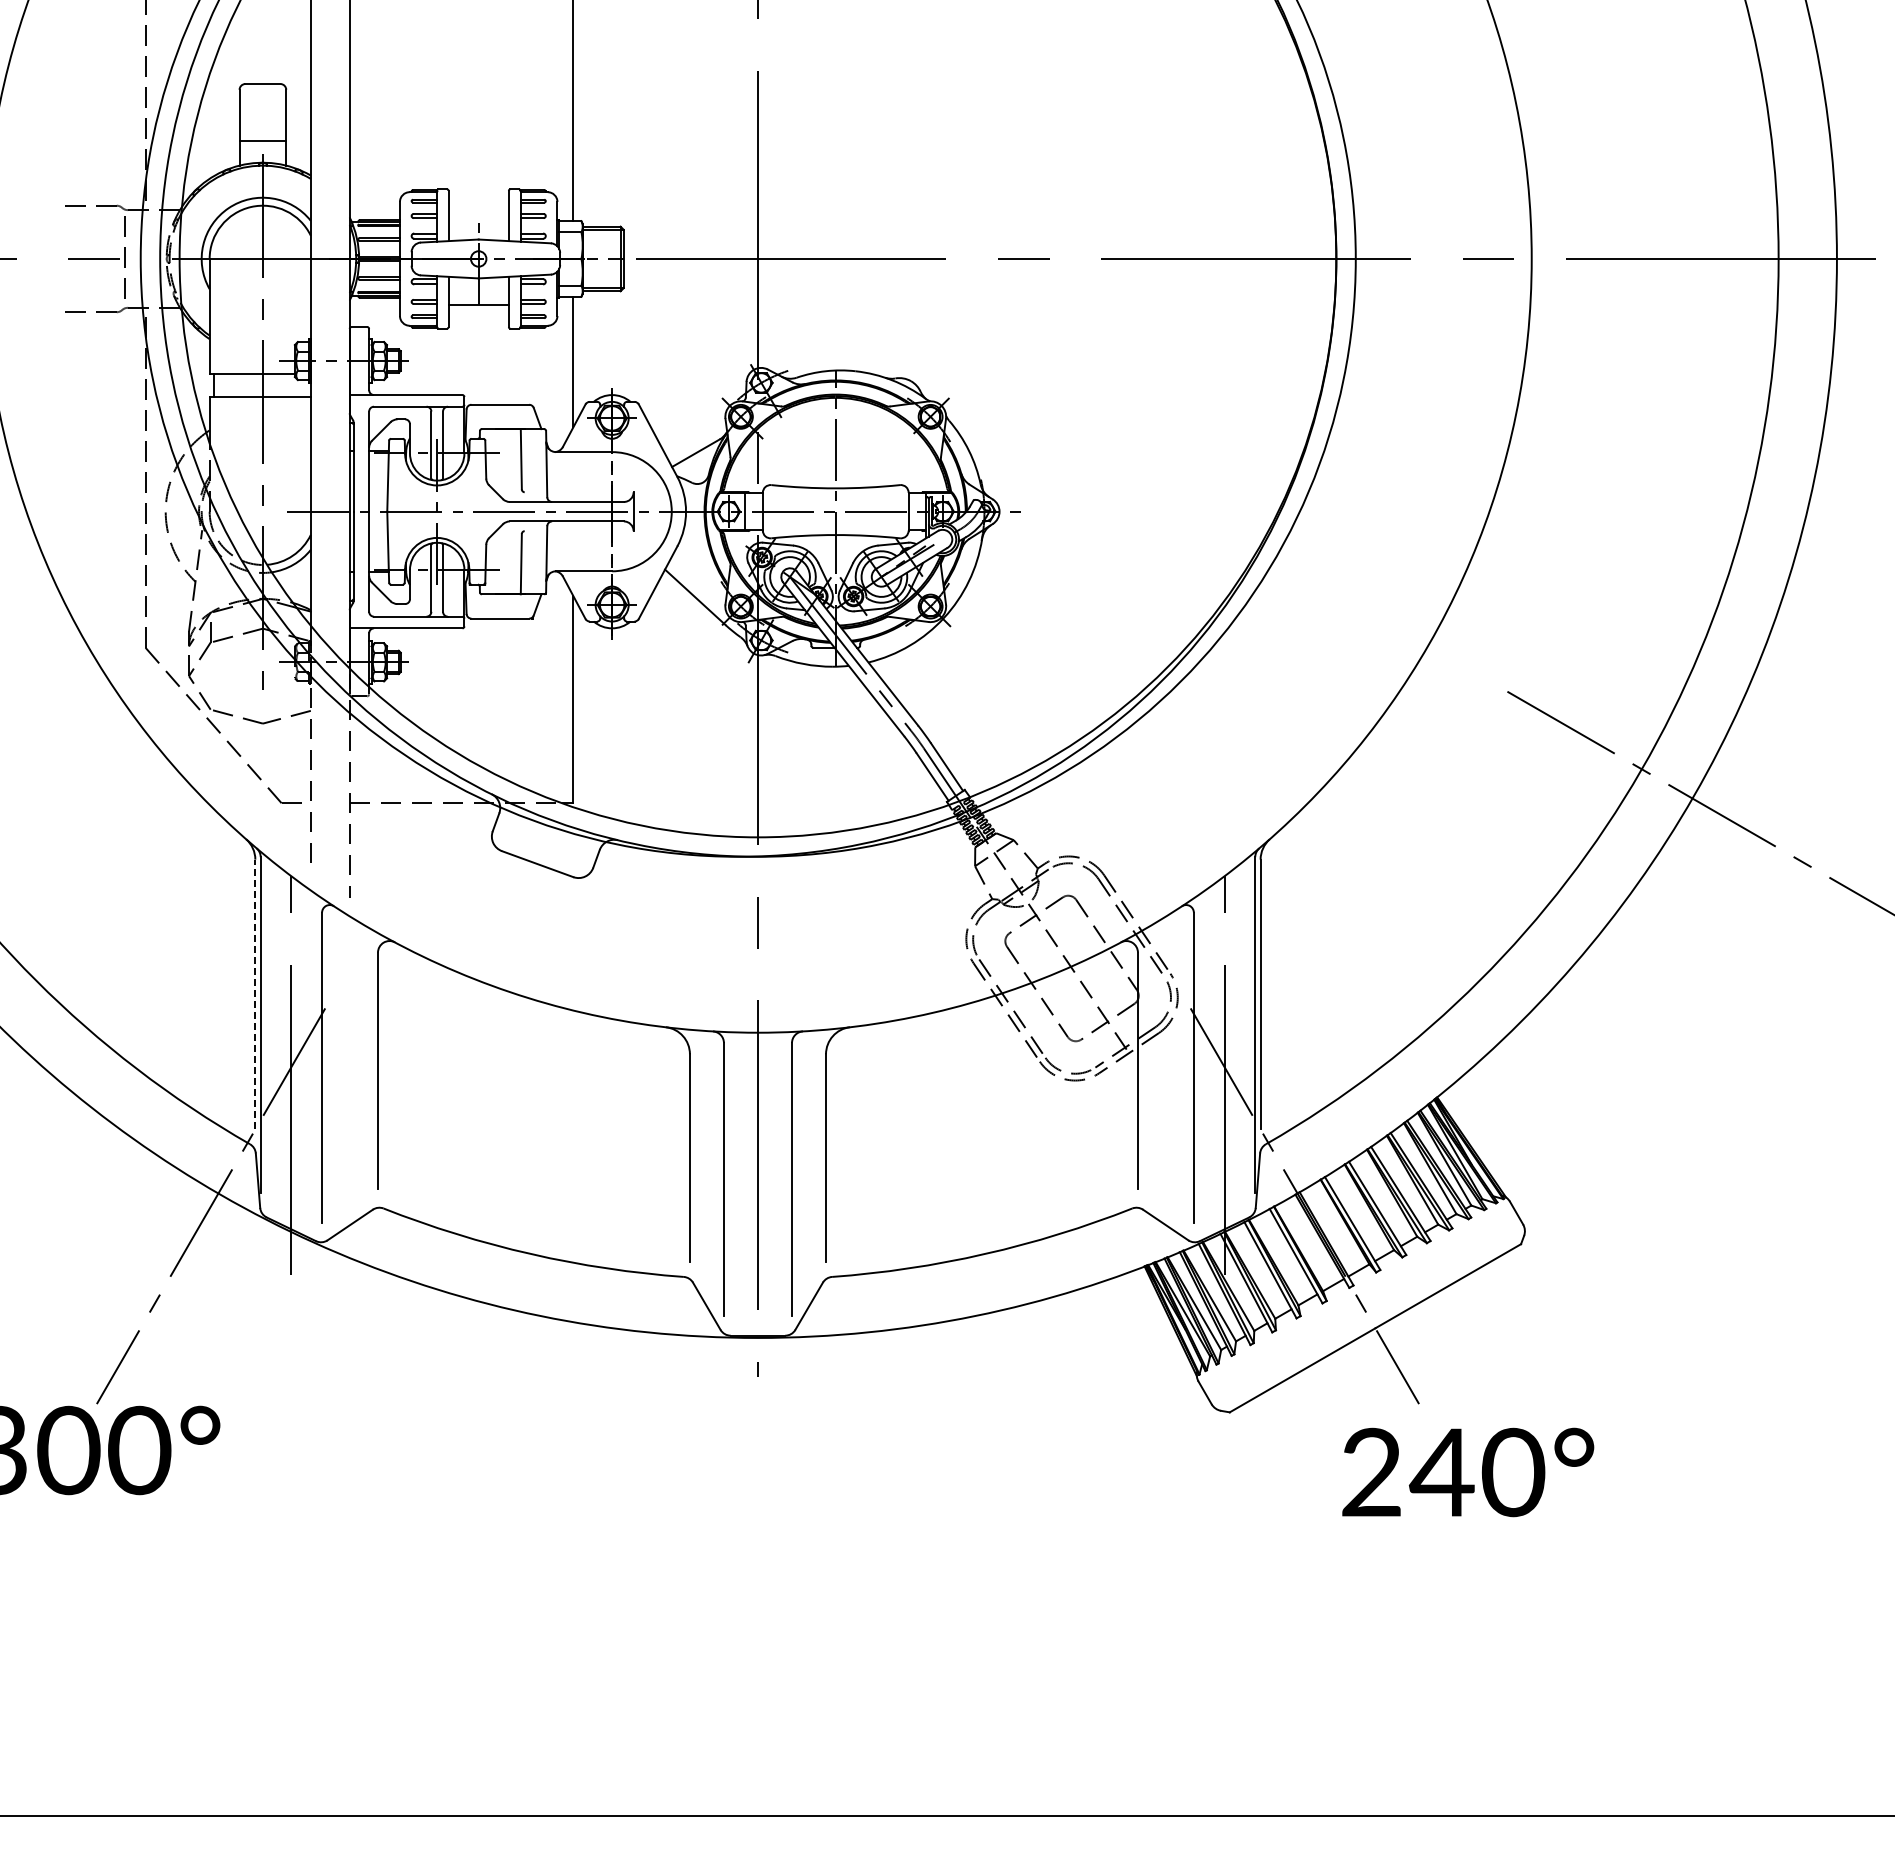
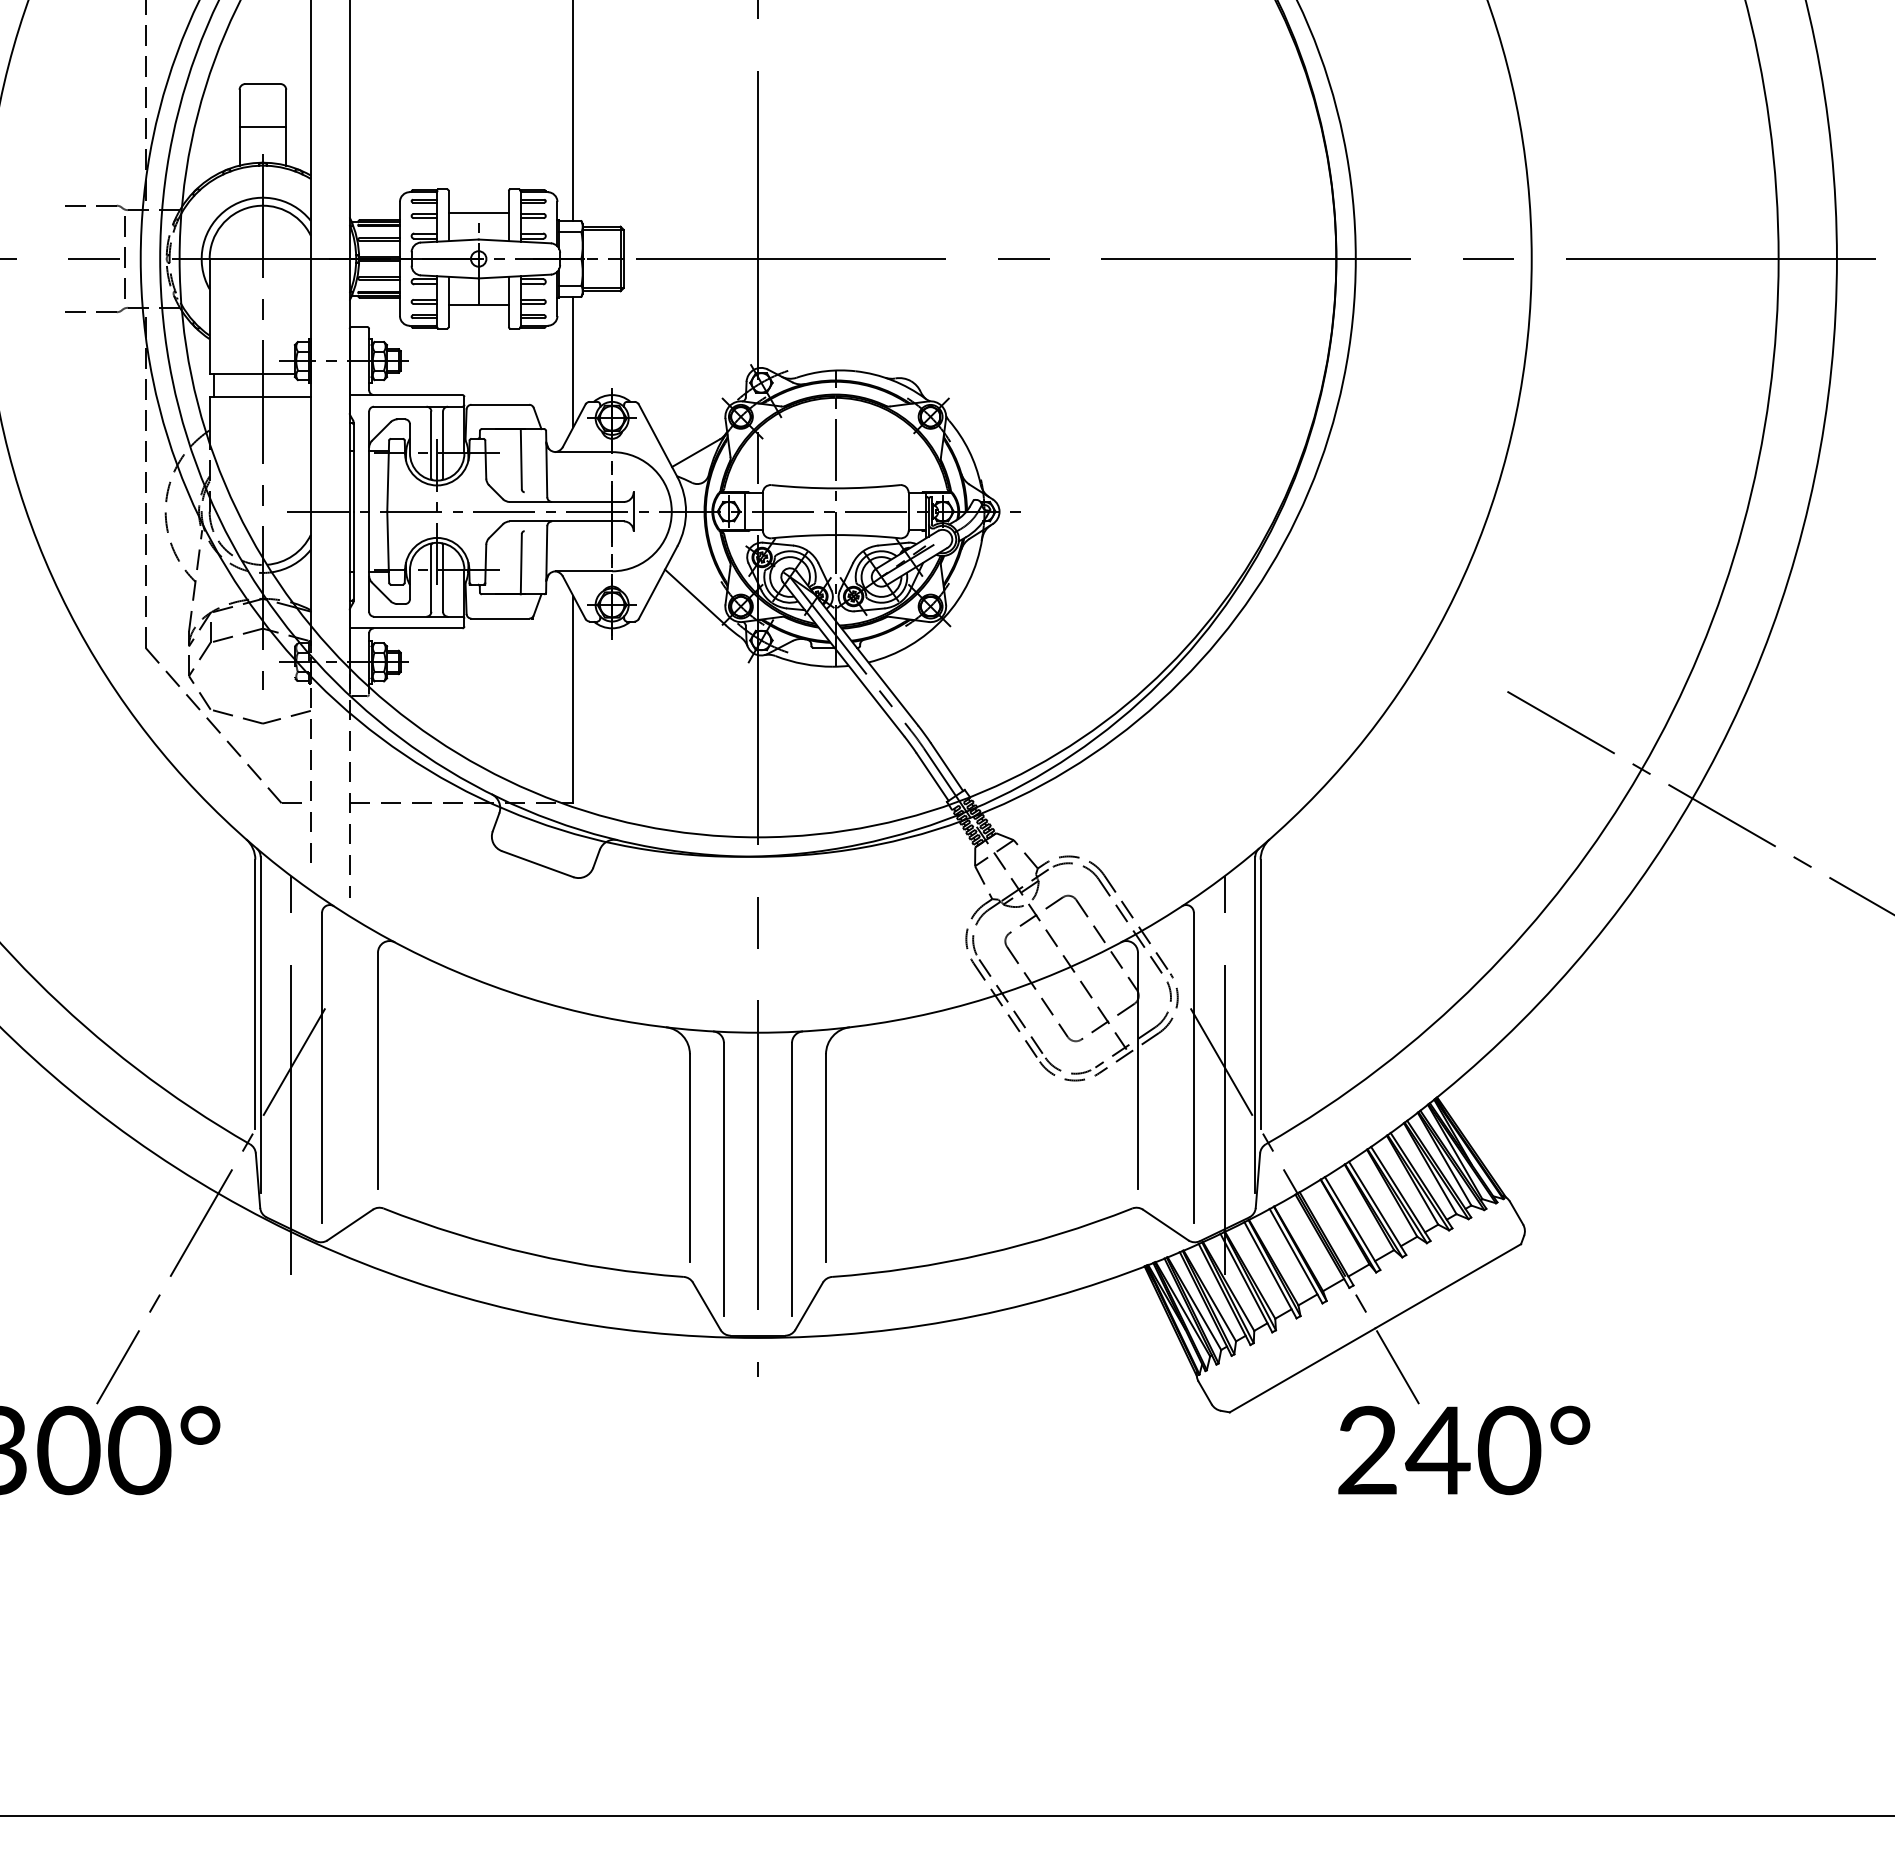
line position: (262, 140) -> (262, 126) (262, 126)
line: none -> present (478, 212)
line: dashed -> solid (255, 994)
text position: (1468, 1472) -> (1464, 1450) (1464, 1450)
